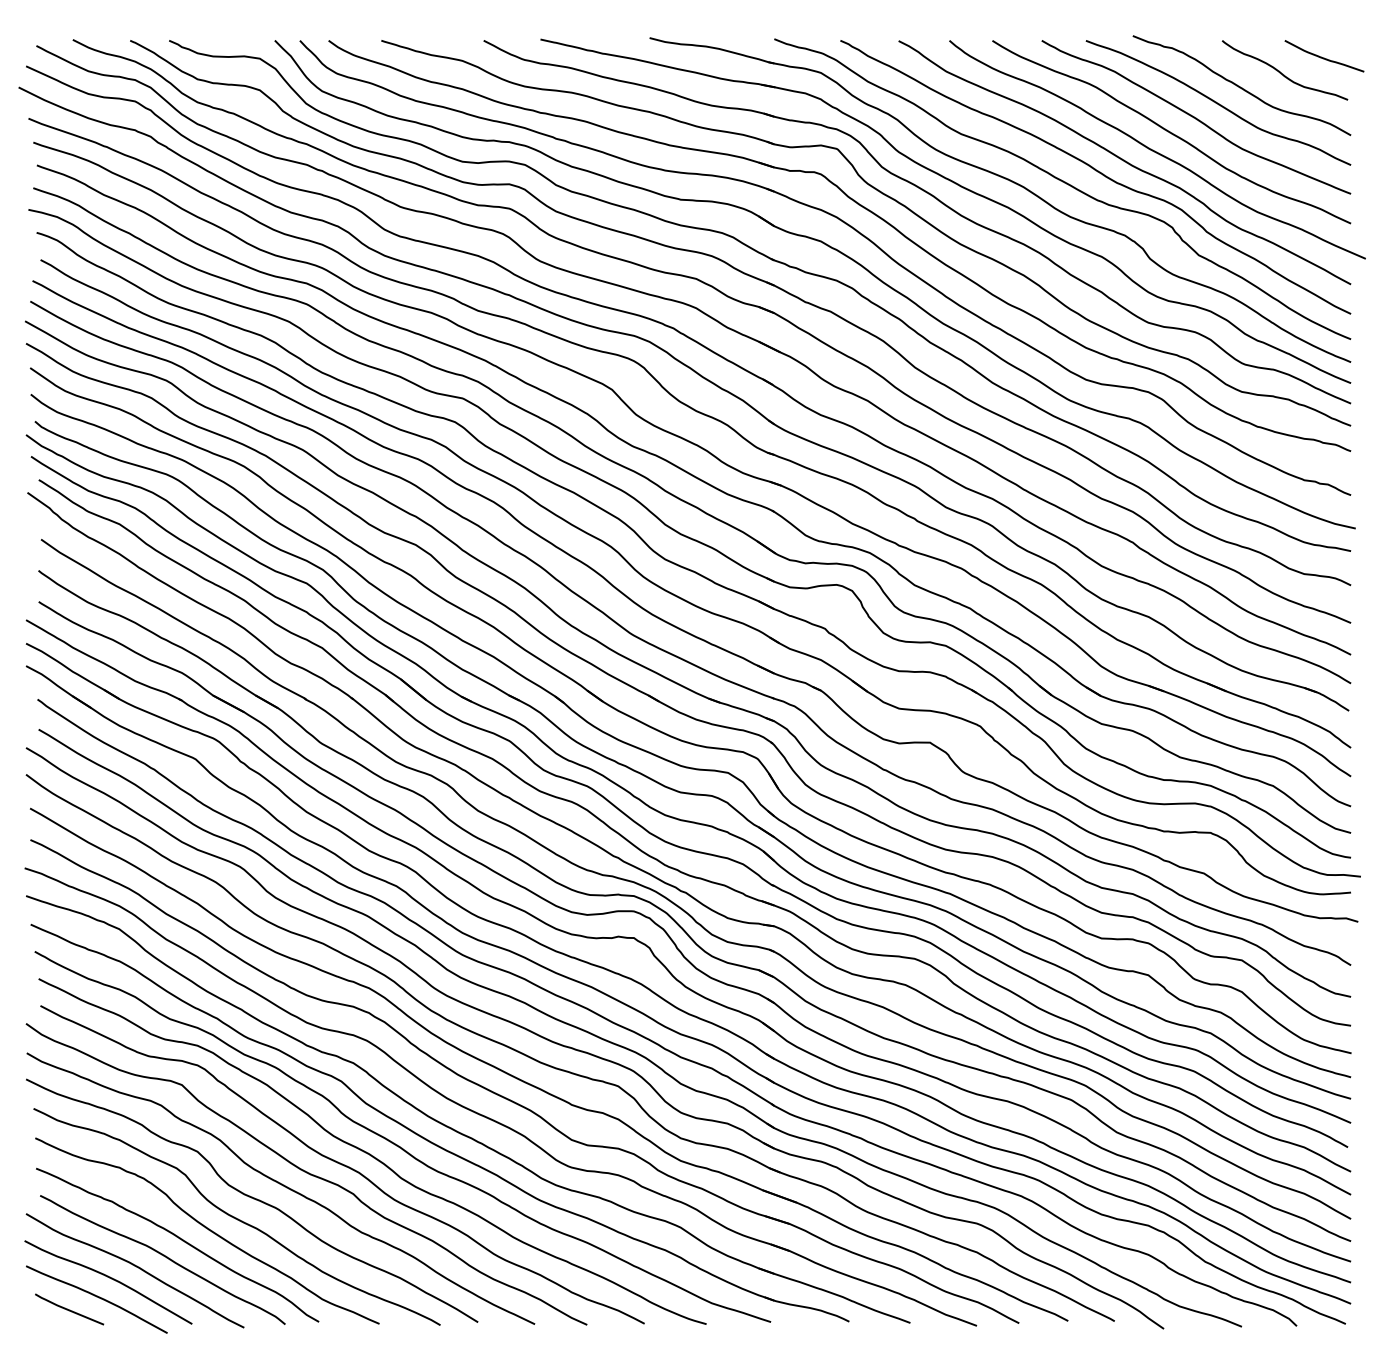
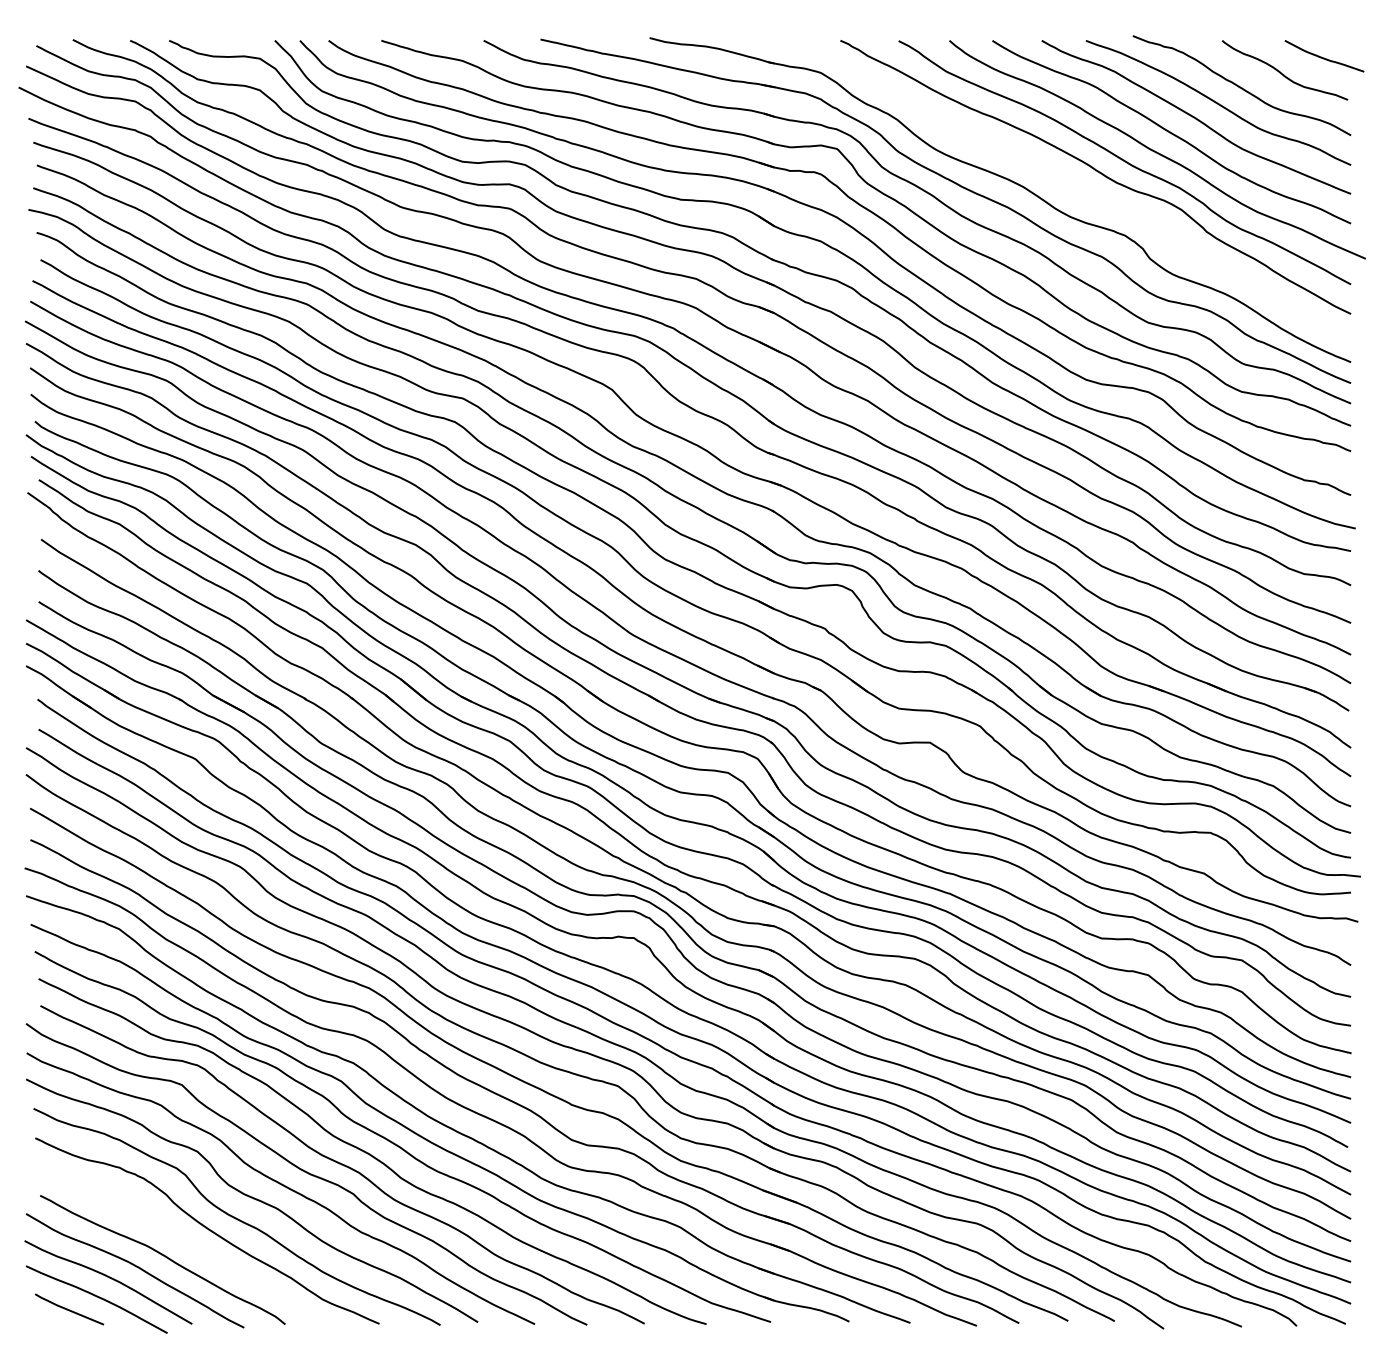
curve: present -> none (1064, 183)
curve: present -> none (179, 1239)
